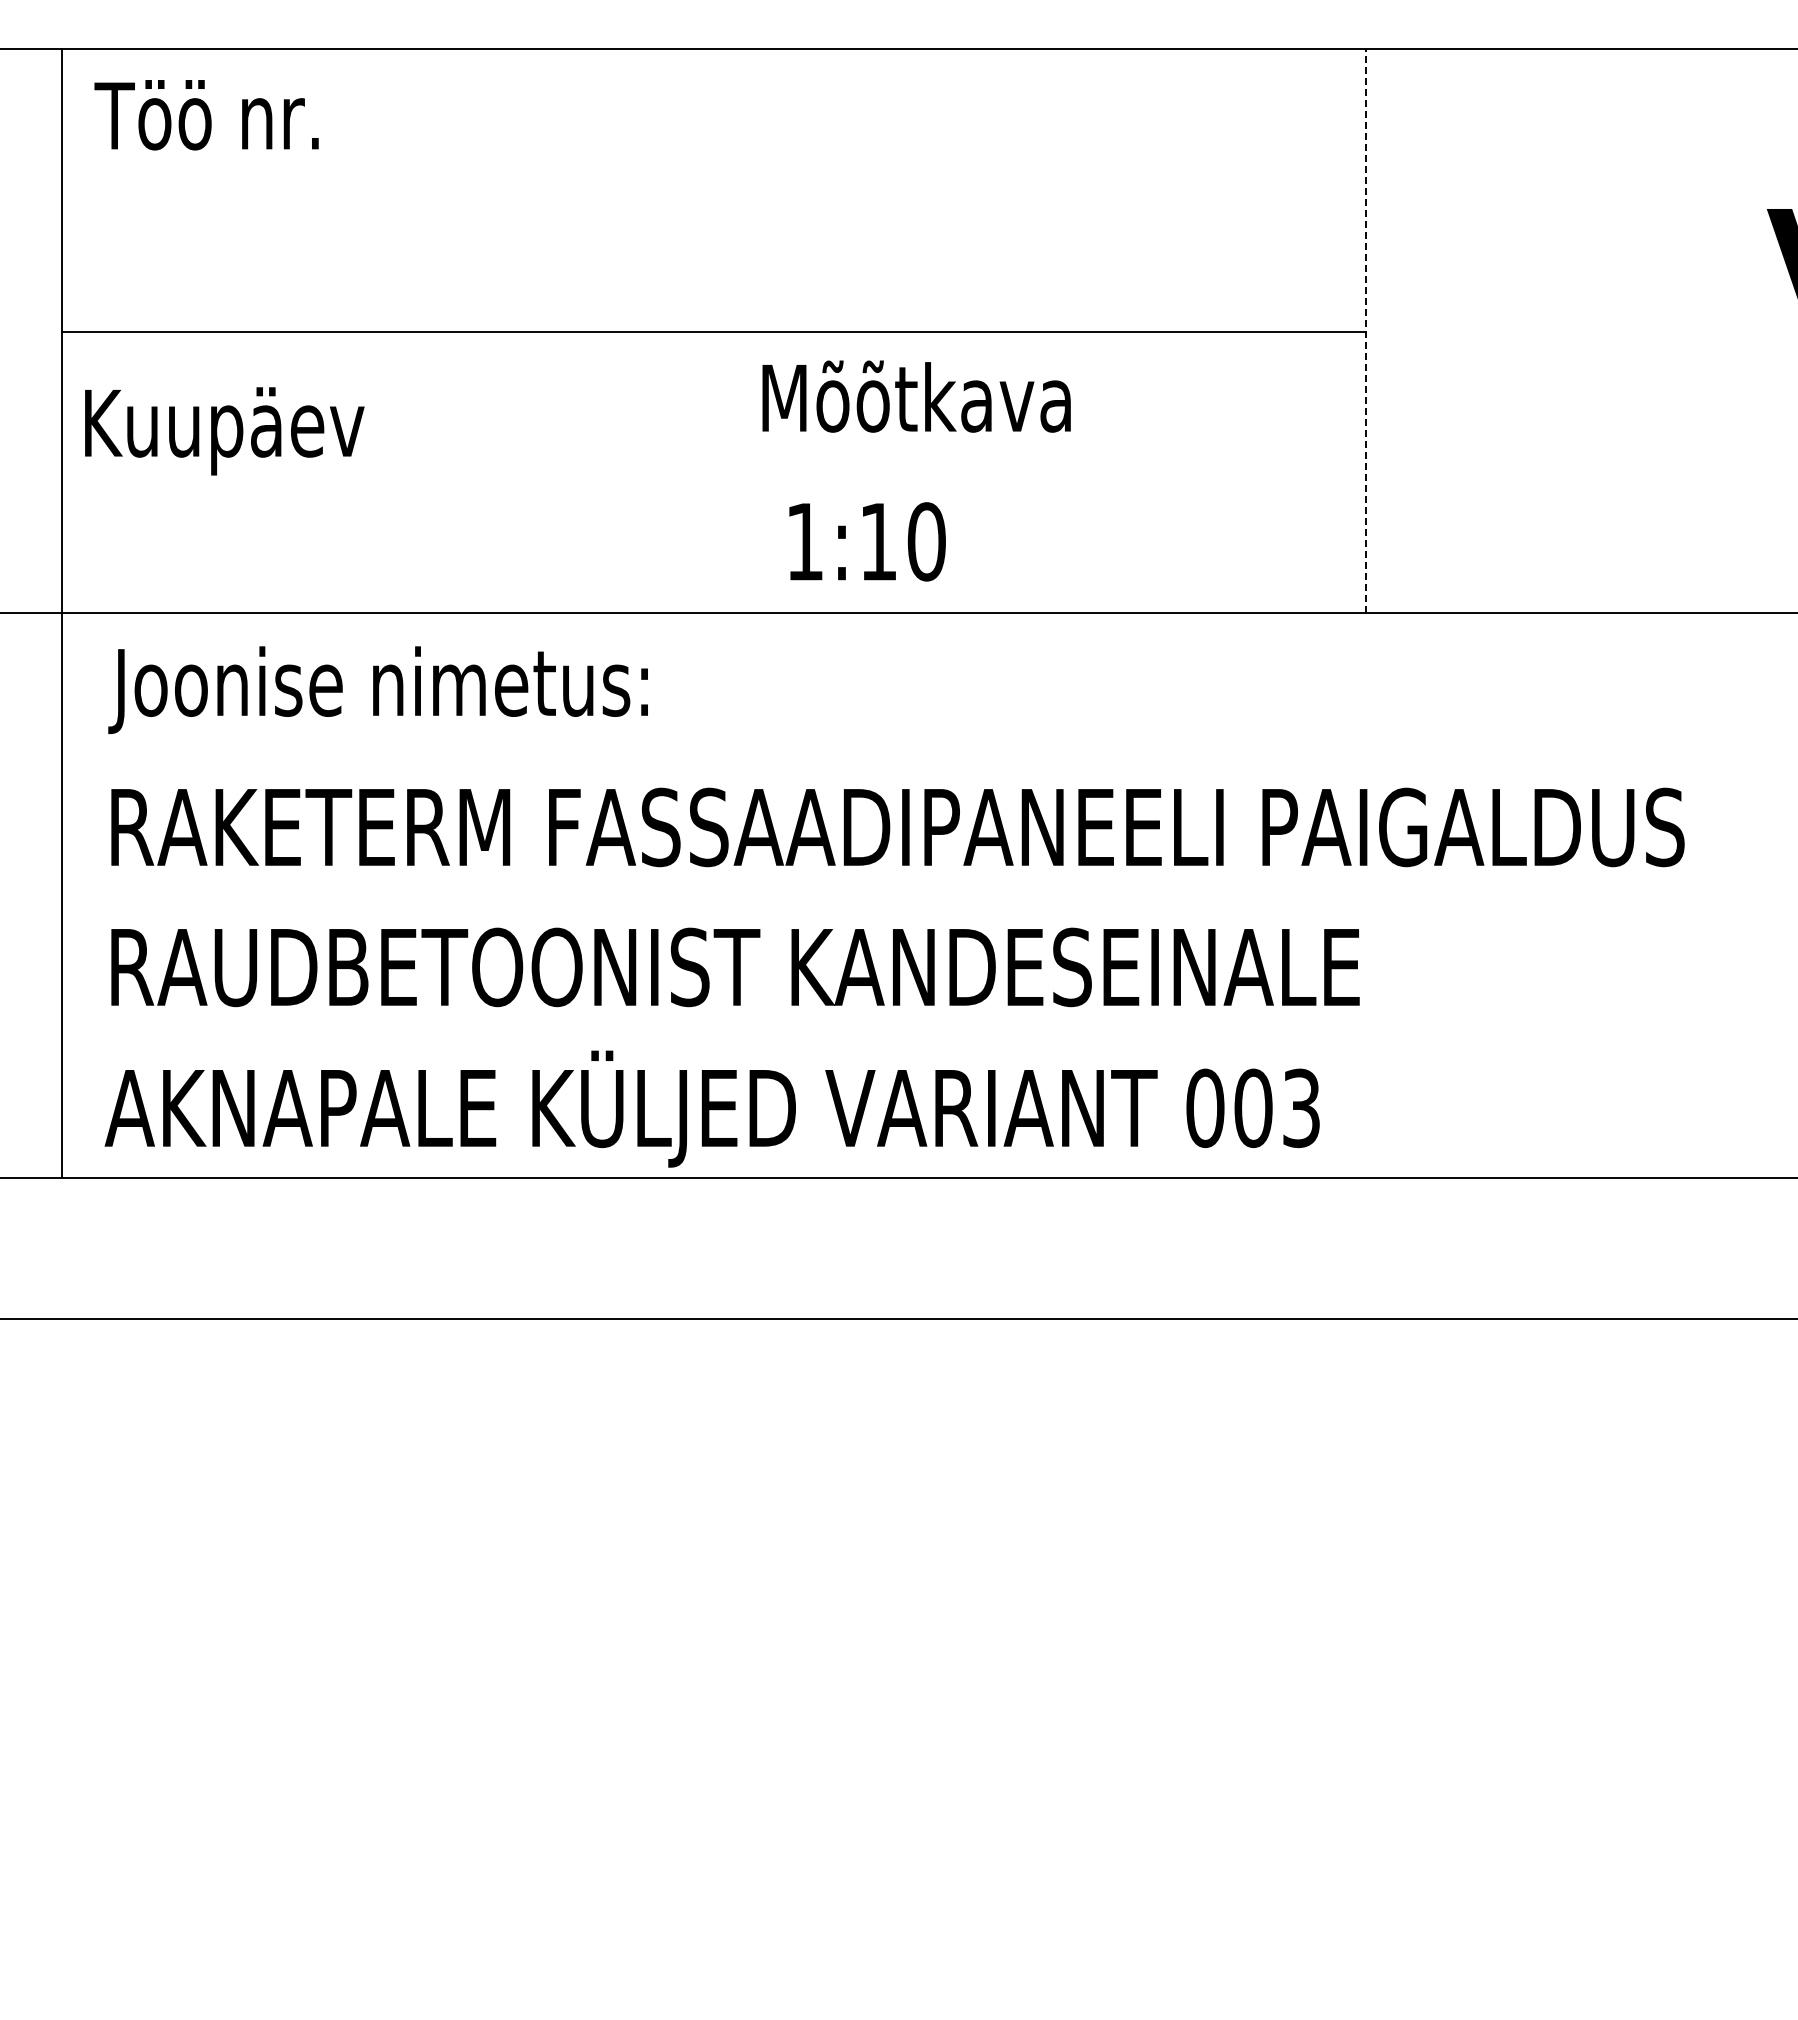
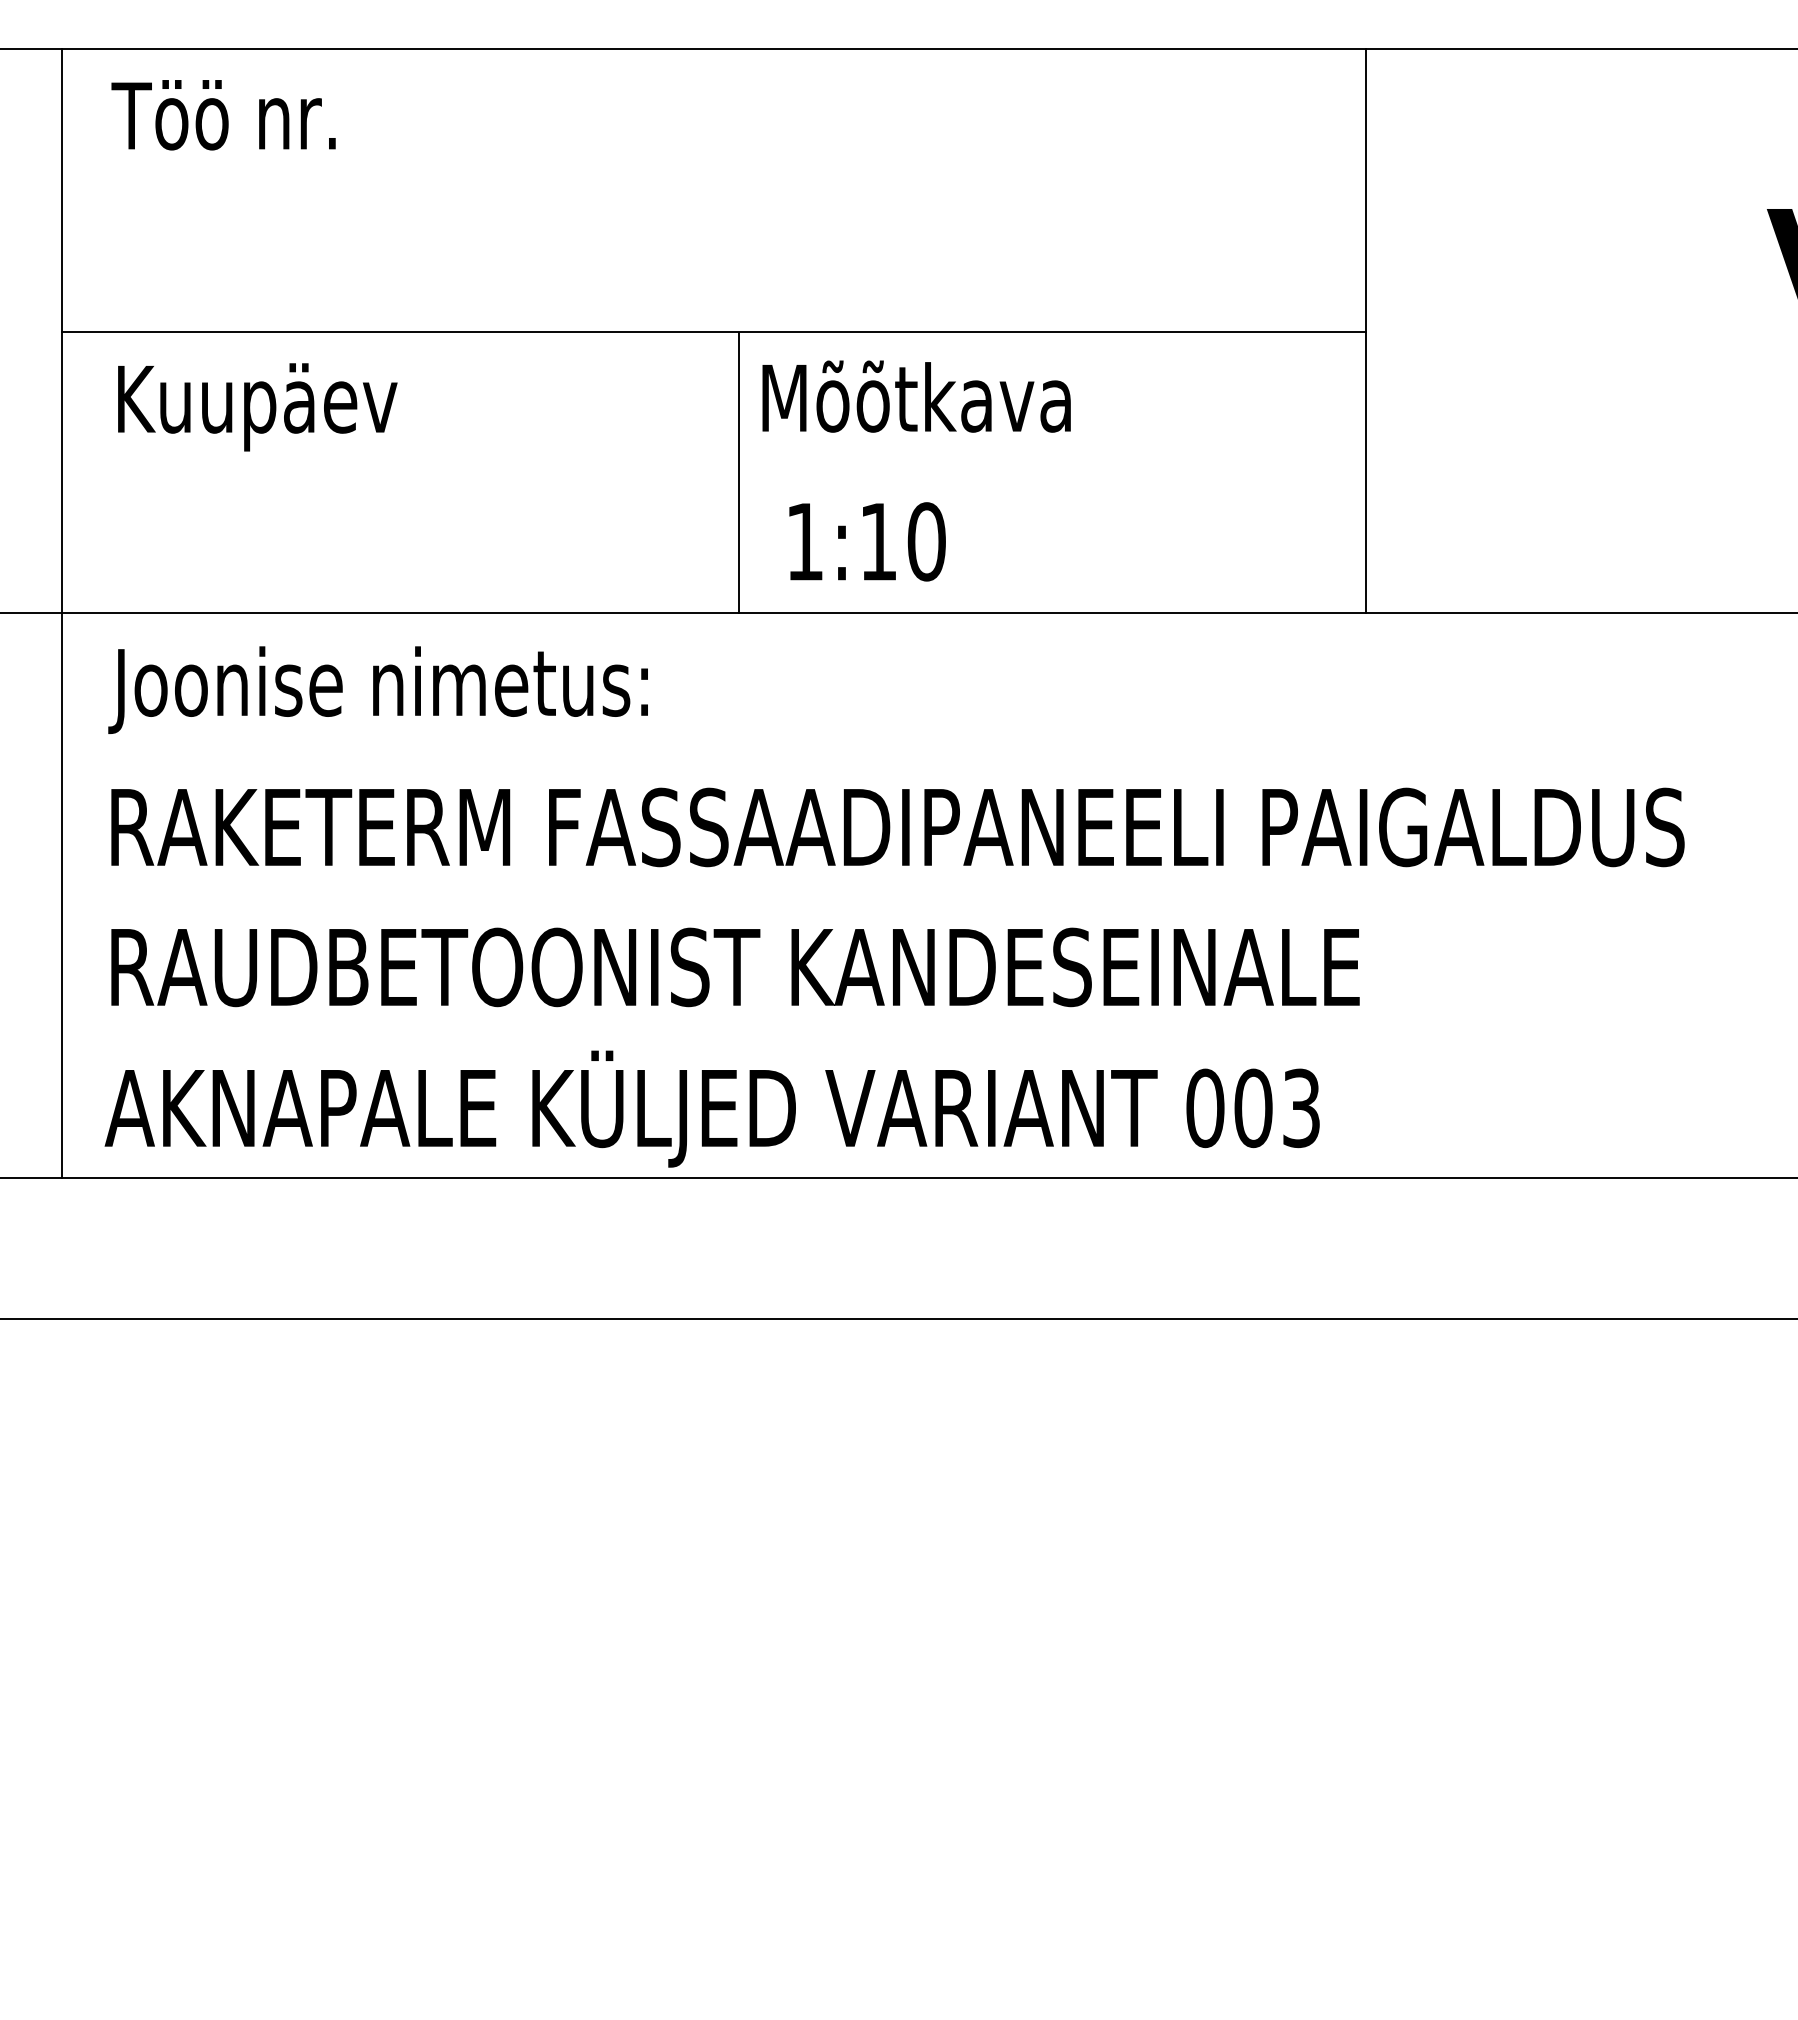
text position: (206, 115) -> (223, 115) (223, 115)
line: dashed -> solid (1365, 330)
text position: (224, 431) -> (257, 407) (257, 407)
line: none -> present (738, 472)
